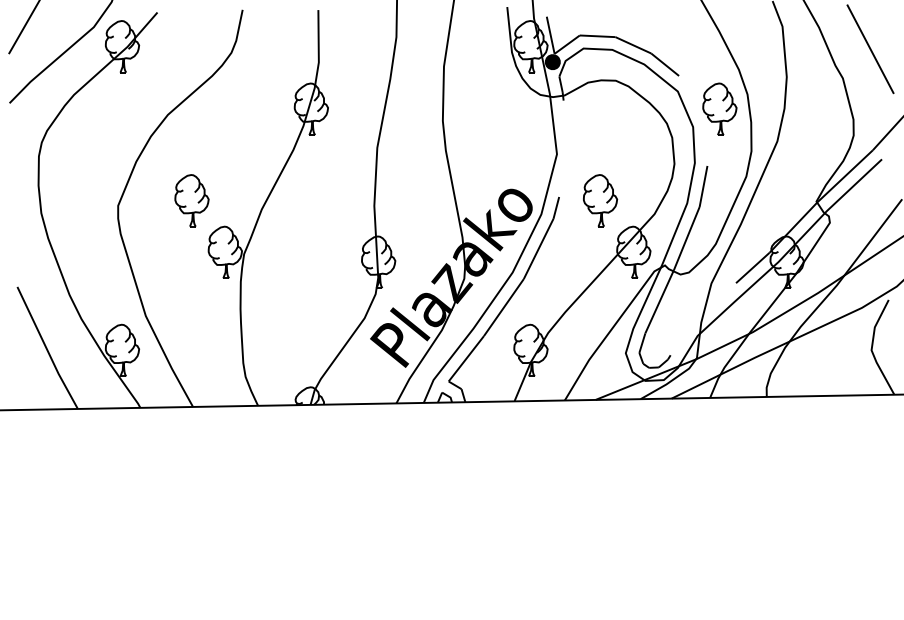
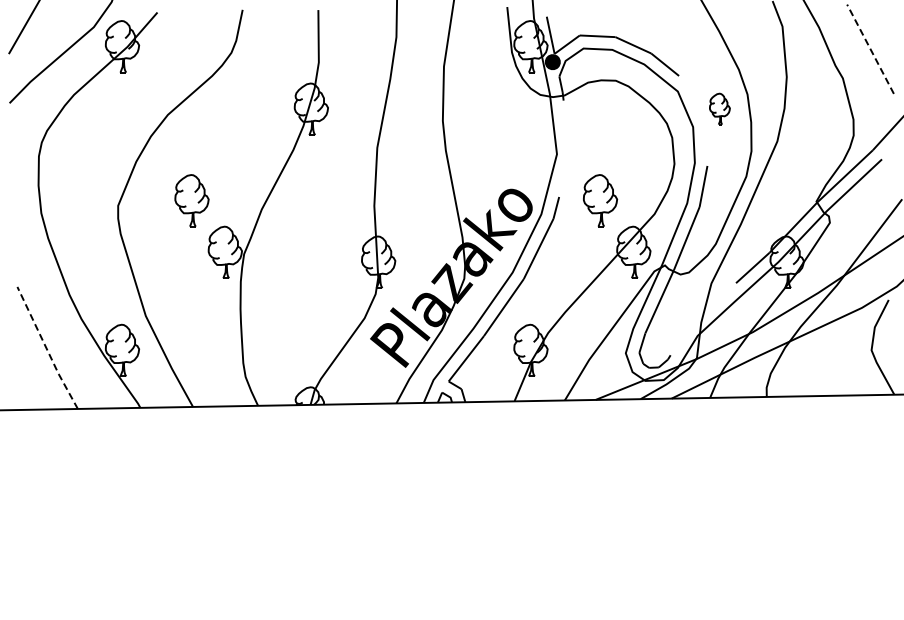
line: solid -> dashed (870, 48)
part size: 36x54 px -> 22x34 px (719, 108)
line: solid -> dashed (46, 348)
